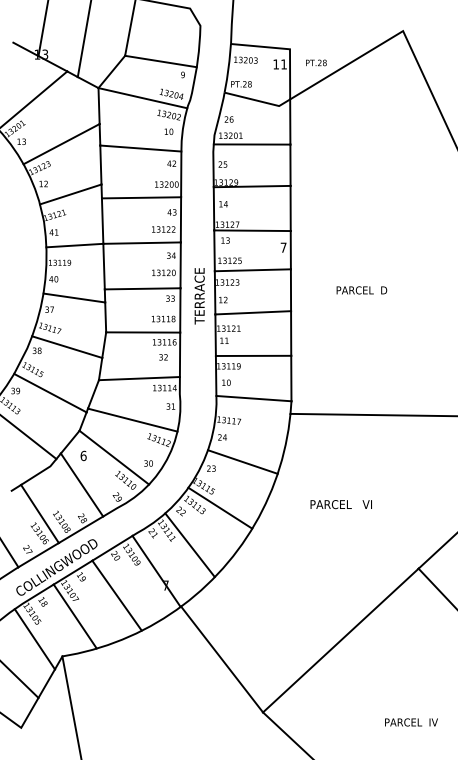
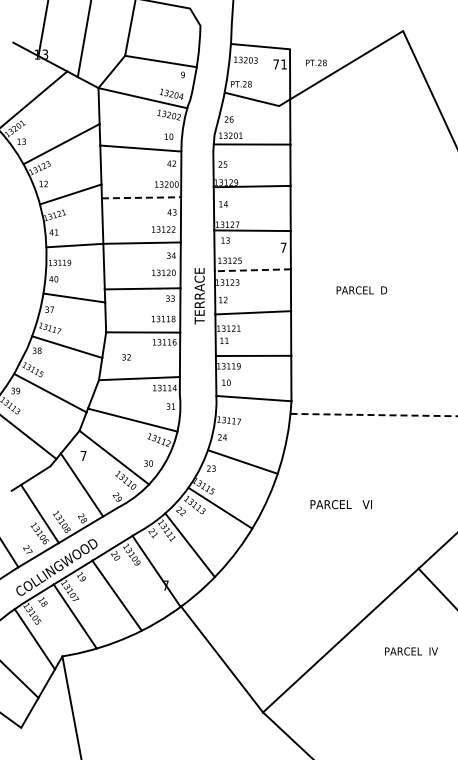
text: 11 -> 71 (275, 64)
text position: (168, 131) -> (168, 136) (168, 136)
line: solid -> dashed (141, 197)
line: solid -> dashed (252, 270)
text position: (163, 357) -> (126, 357) (126, 357)
line: solid -> dashed (374, 415)
text: 6 -> 7 (83, 455)
text position: (411, 722) -> (411, 651) (411, 651)
